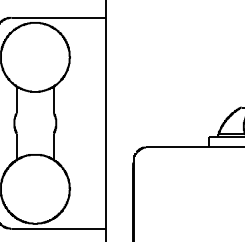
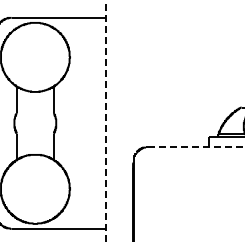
line: solid -> dashed (106, 120)
line: solid -> dashed (198, 147)
